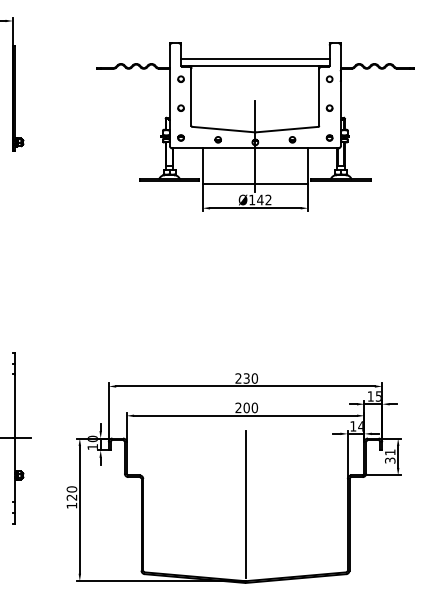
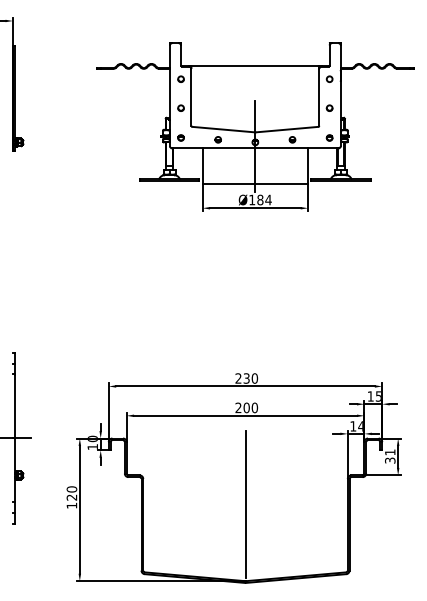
line: present -> none (255, 58)
text: Ø142 -> Ø184 (264, 199)
